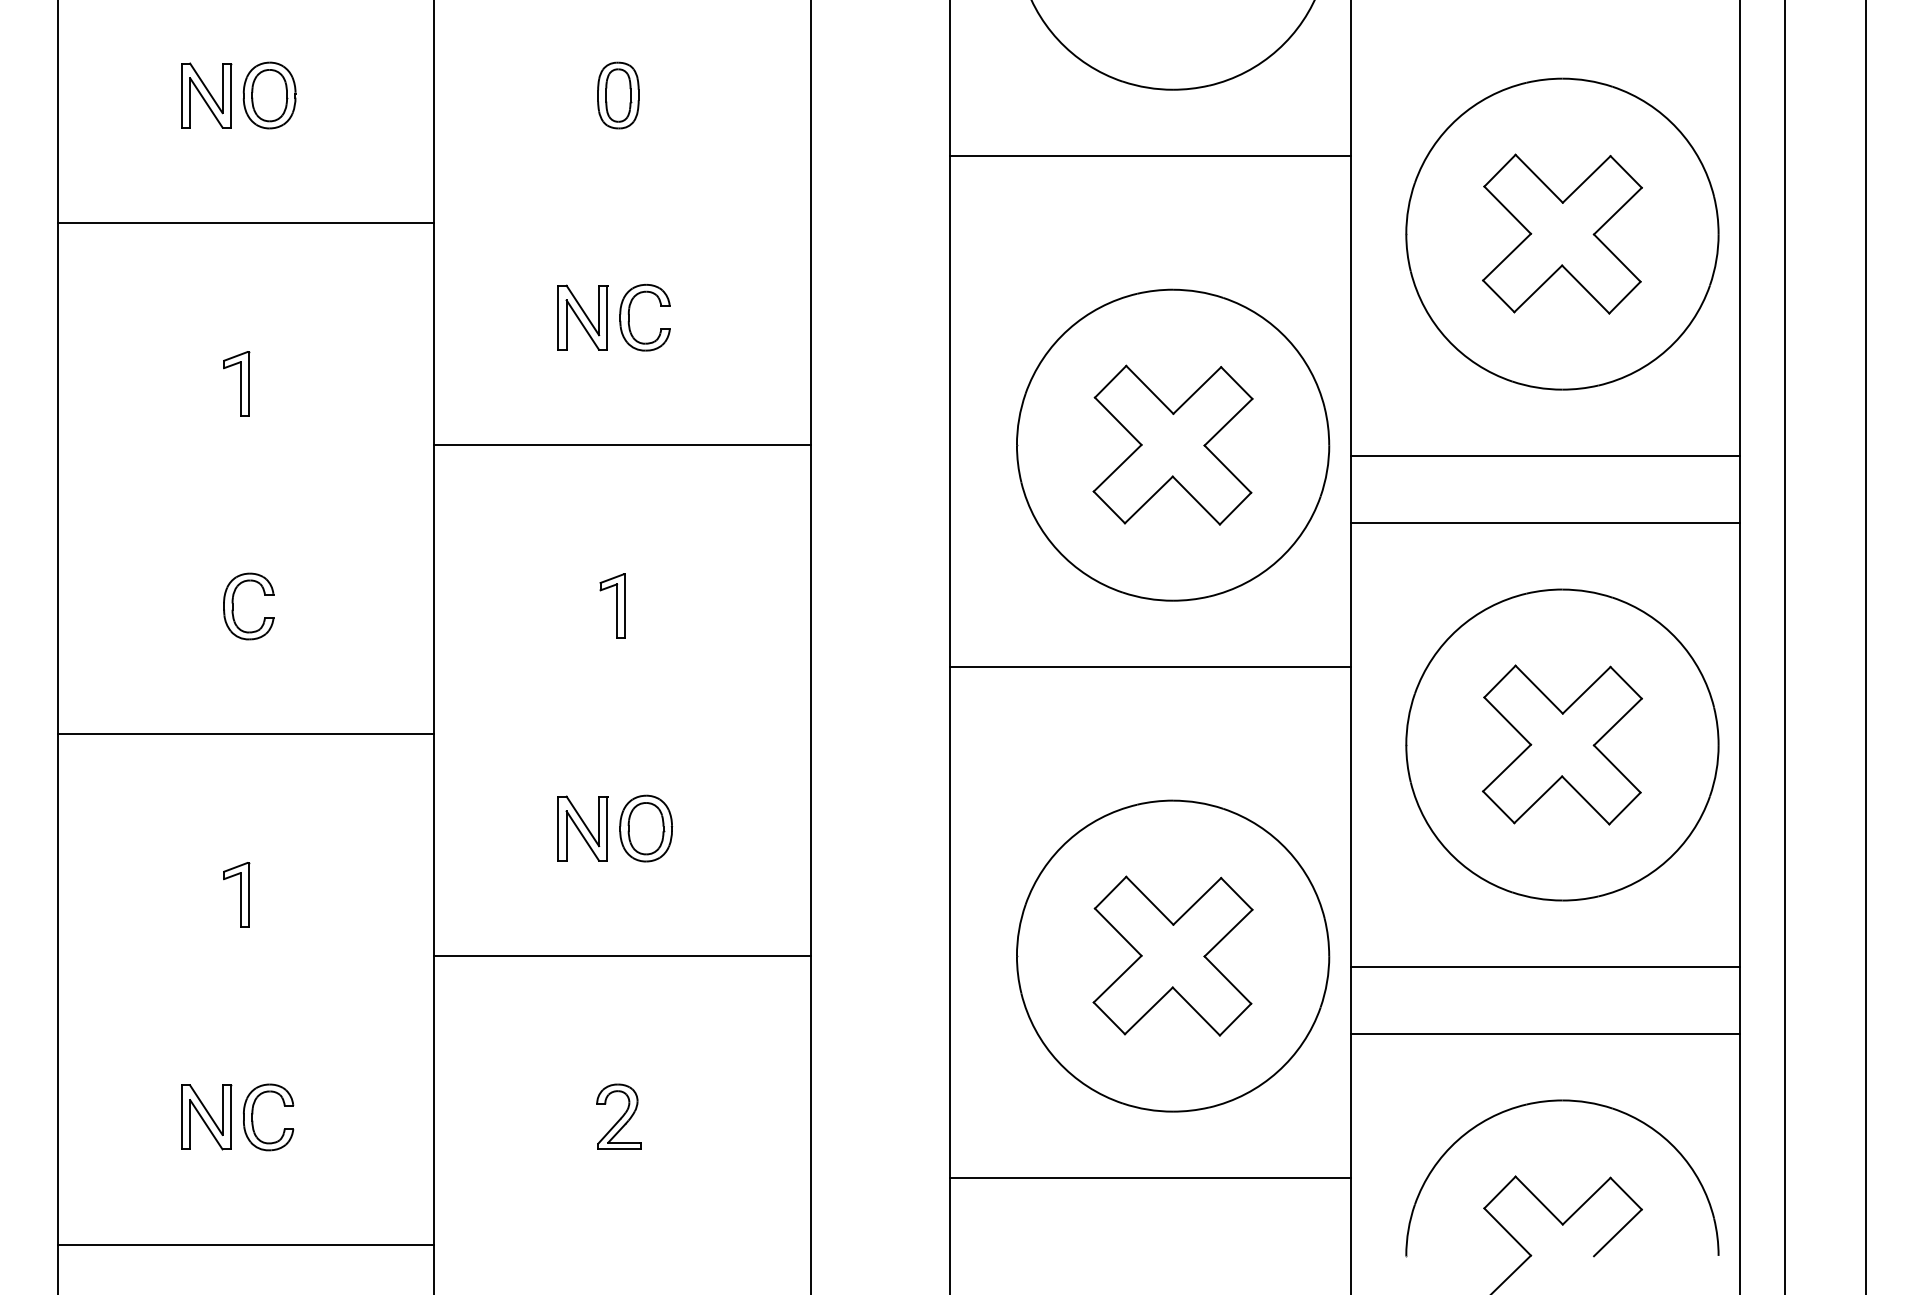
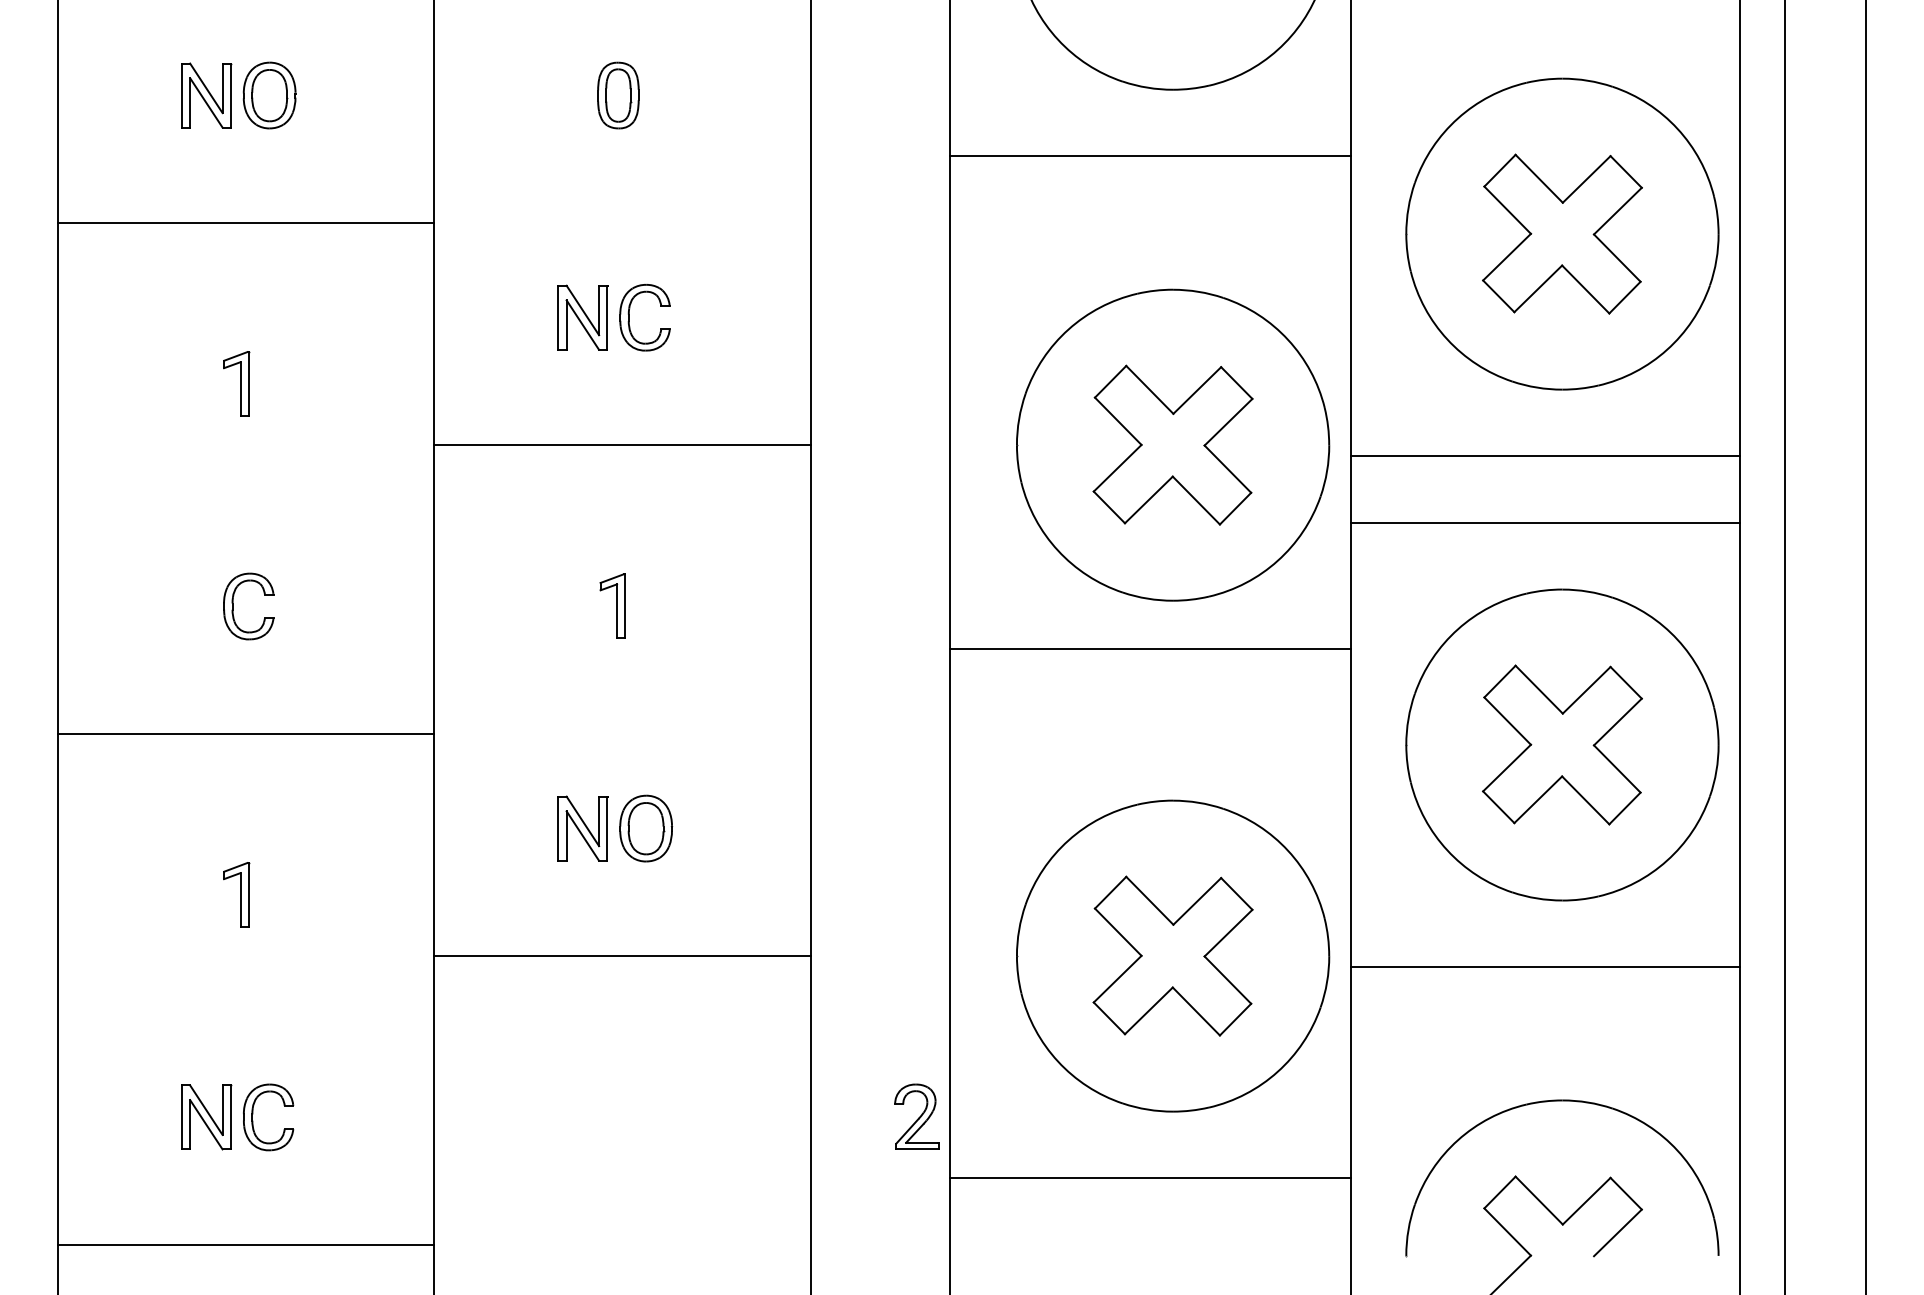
line position: (1150, 667) -> (1150, 649) (1150, 649)
line: present -> none (1545, 1033)
part position: (618, 1116) -> (916, 1116) (916, 1116)
